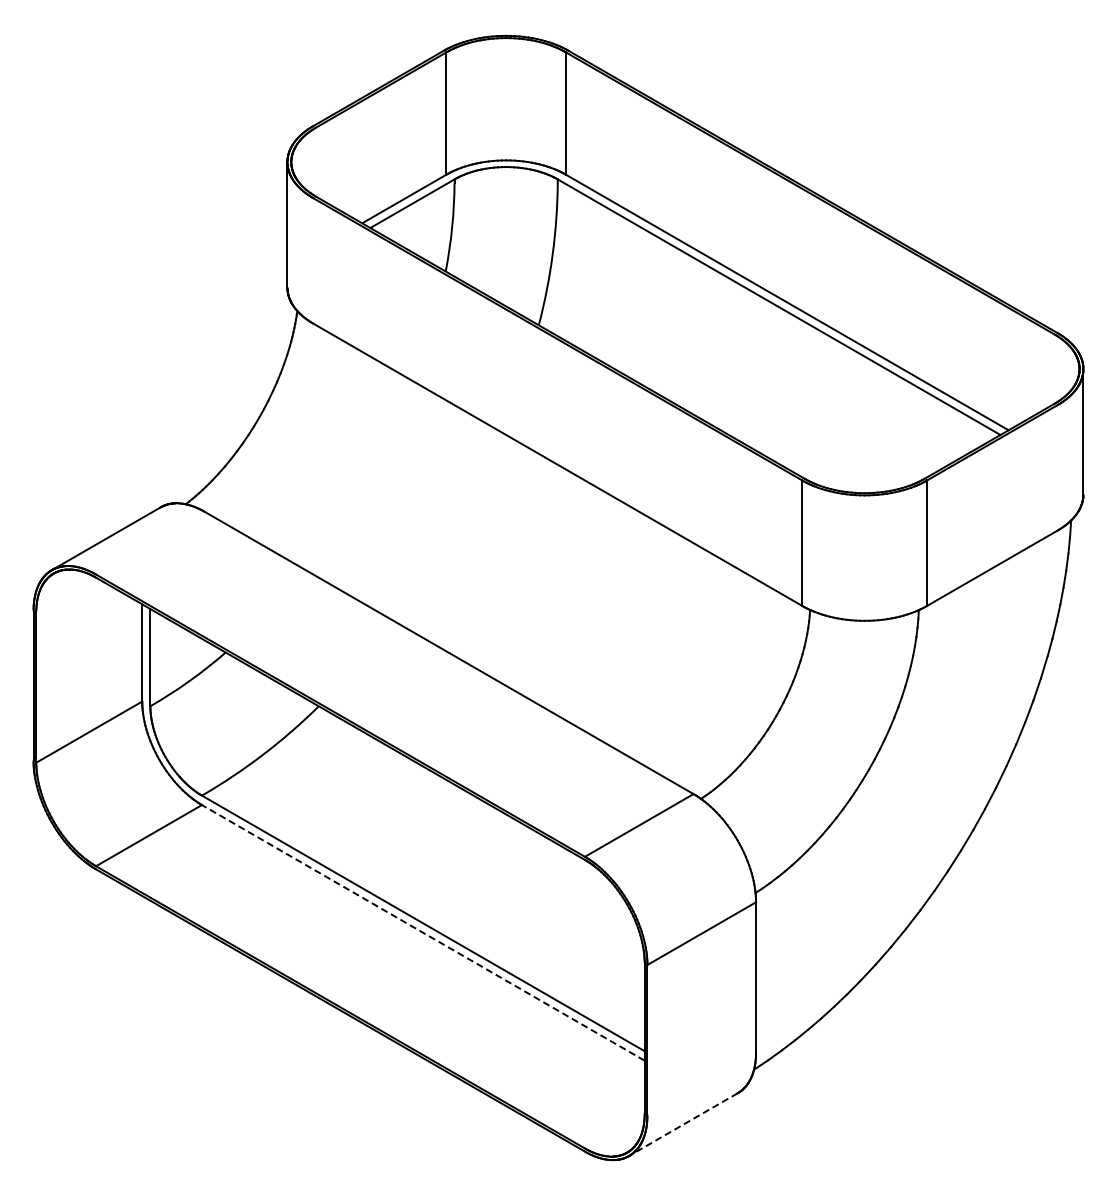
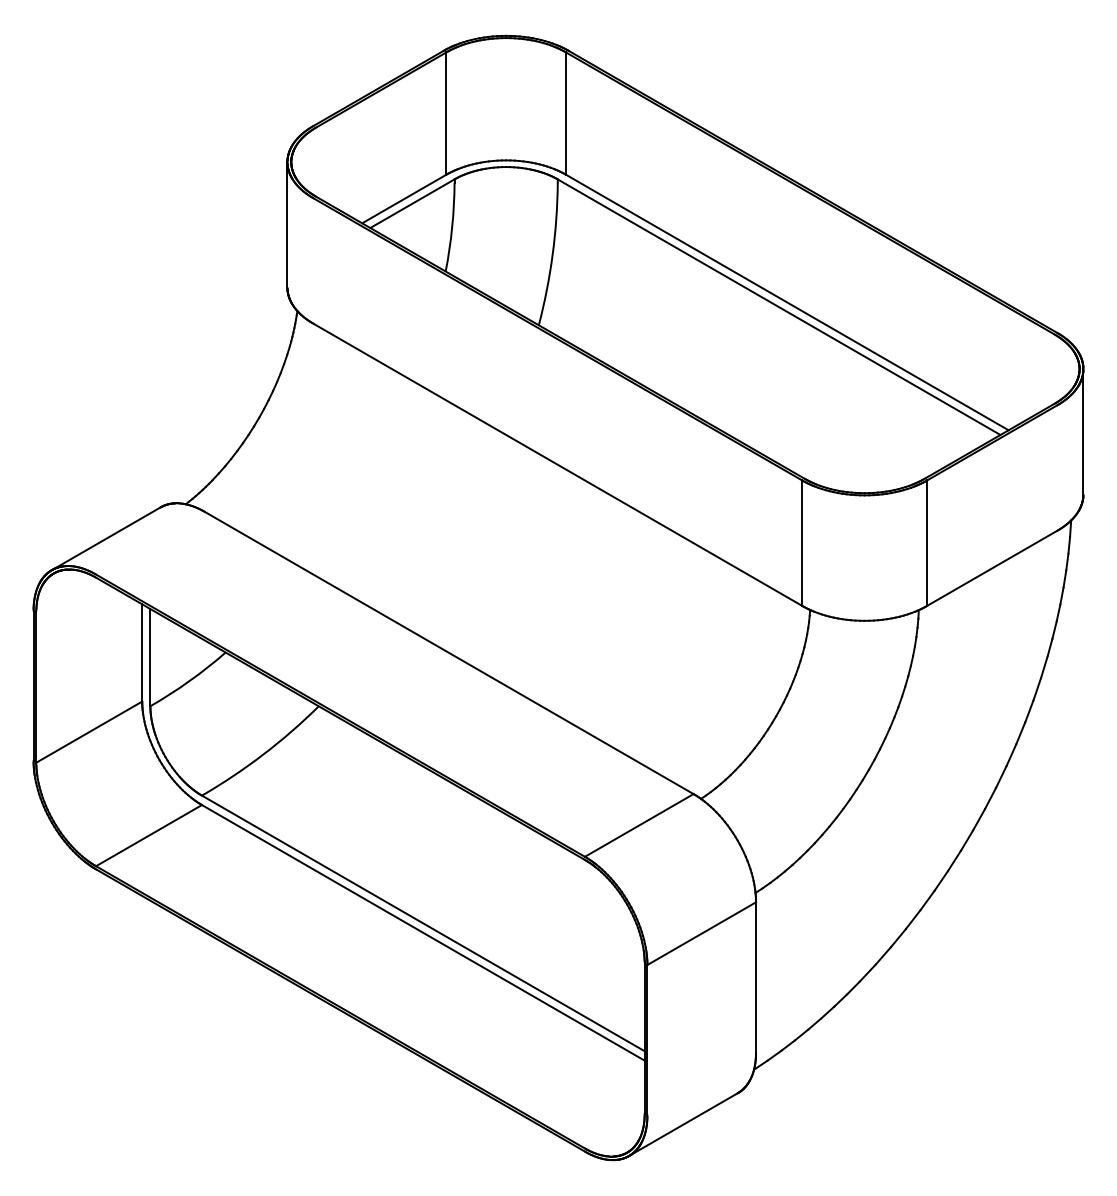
line: dashed -> solid (423, 932)
line: dashed -> solid (683, 1124)
